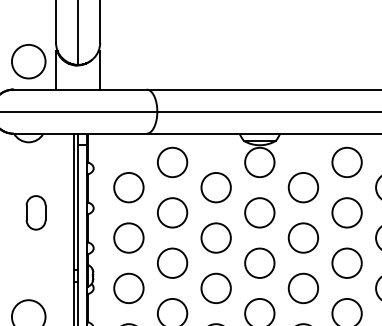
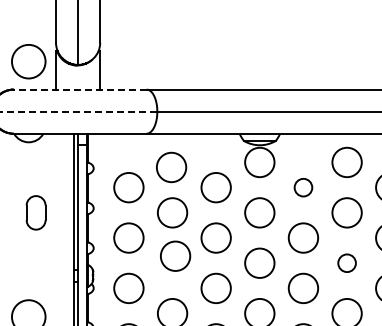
line: solid -> dashed (79, 89)
line: solid -> dashed (78, 111)
circle position: (172, 162) -> (171, 167) (171, 167)
circle diameter: 29 px -> 18 px (303, 187)
circle position: (172, 262) -> (175, 255) (175, 255)
circle diameter: 29 px -> 18 px (346, 263)
